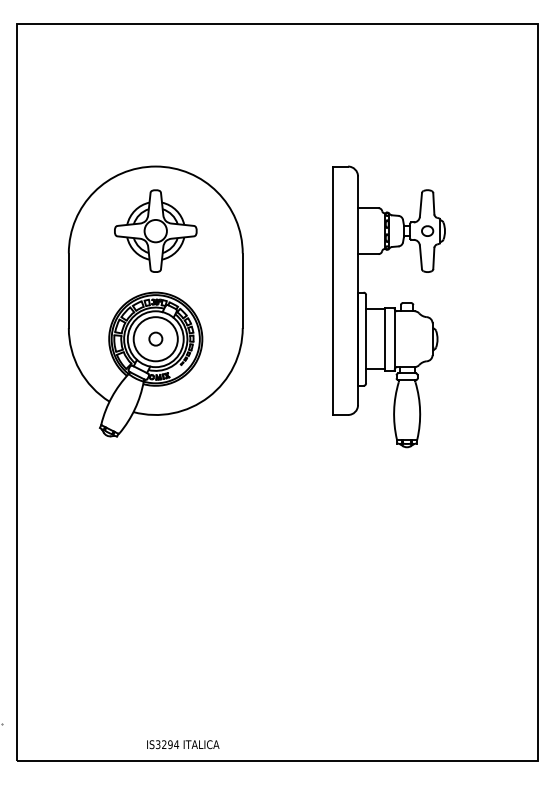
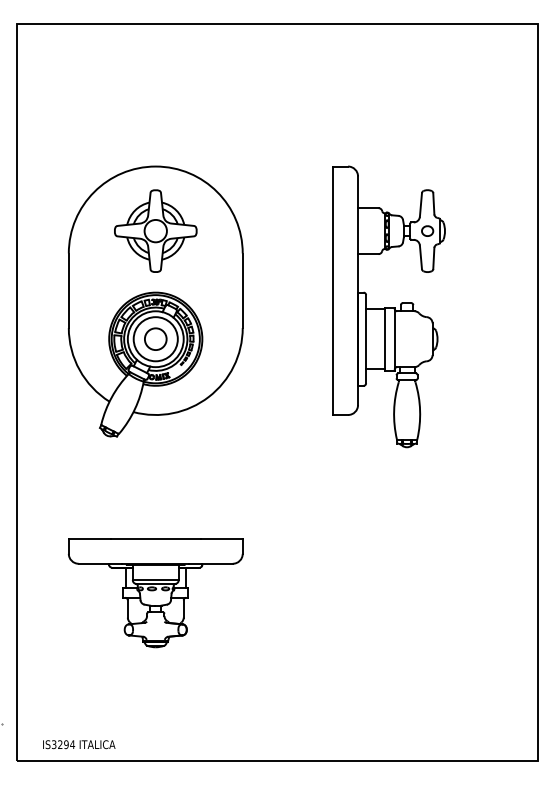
circle size: 16x16 px -> 24x24 px (155, 338)
part: none -> present (155, 593)
text position: (183, 744) -> (79, 744) (79, 744)
